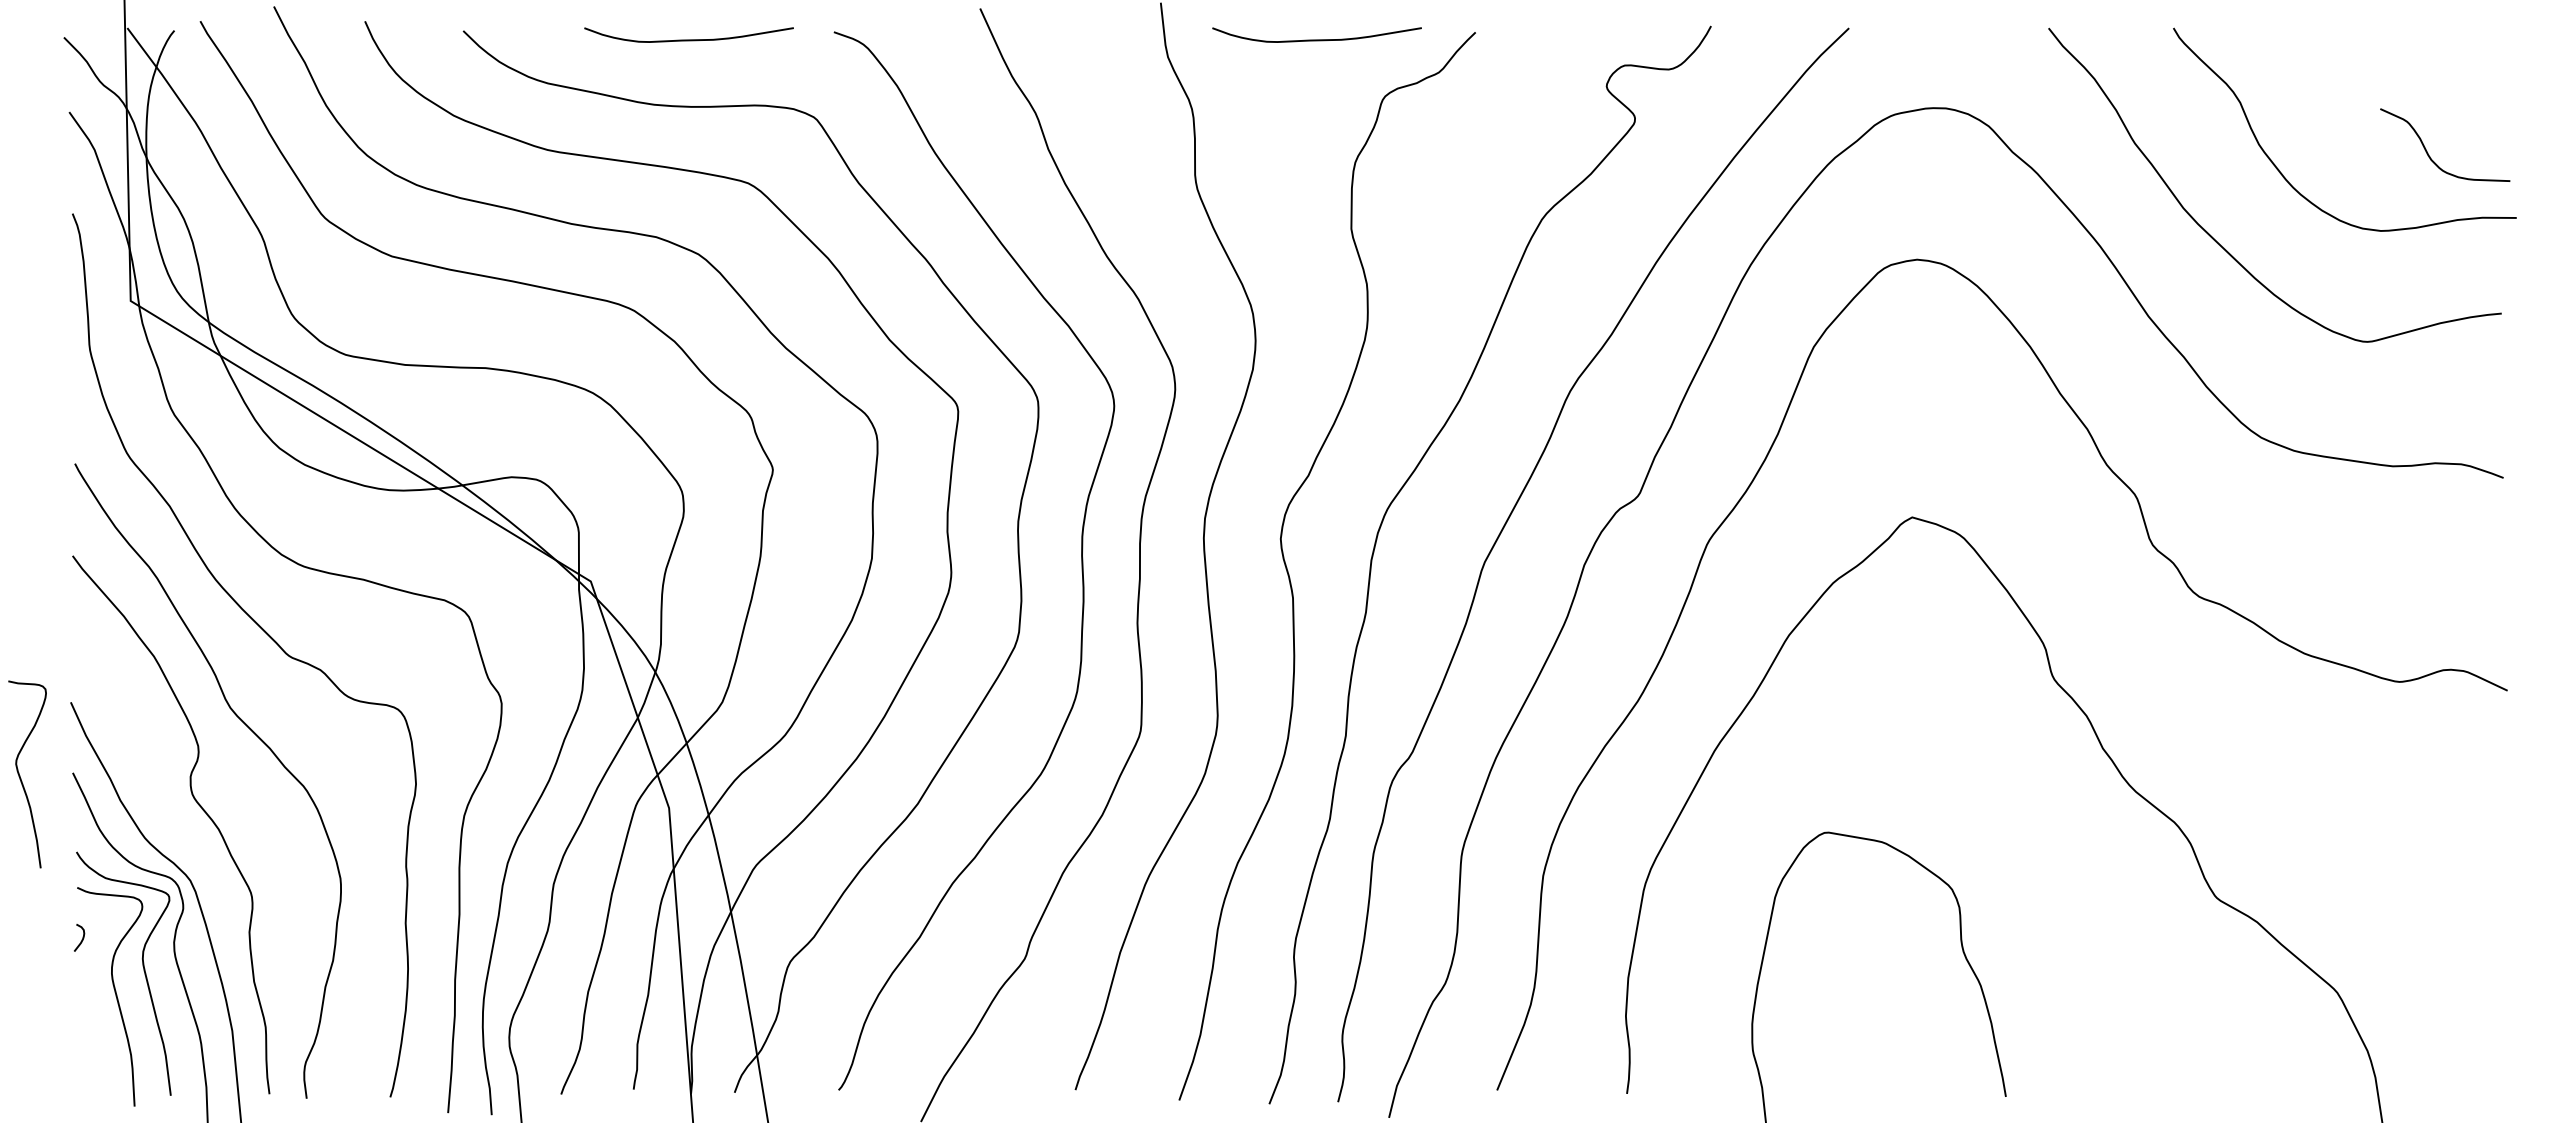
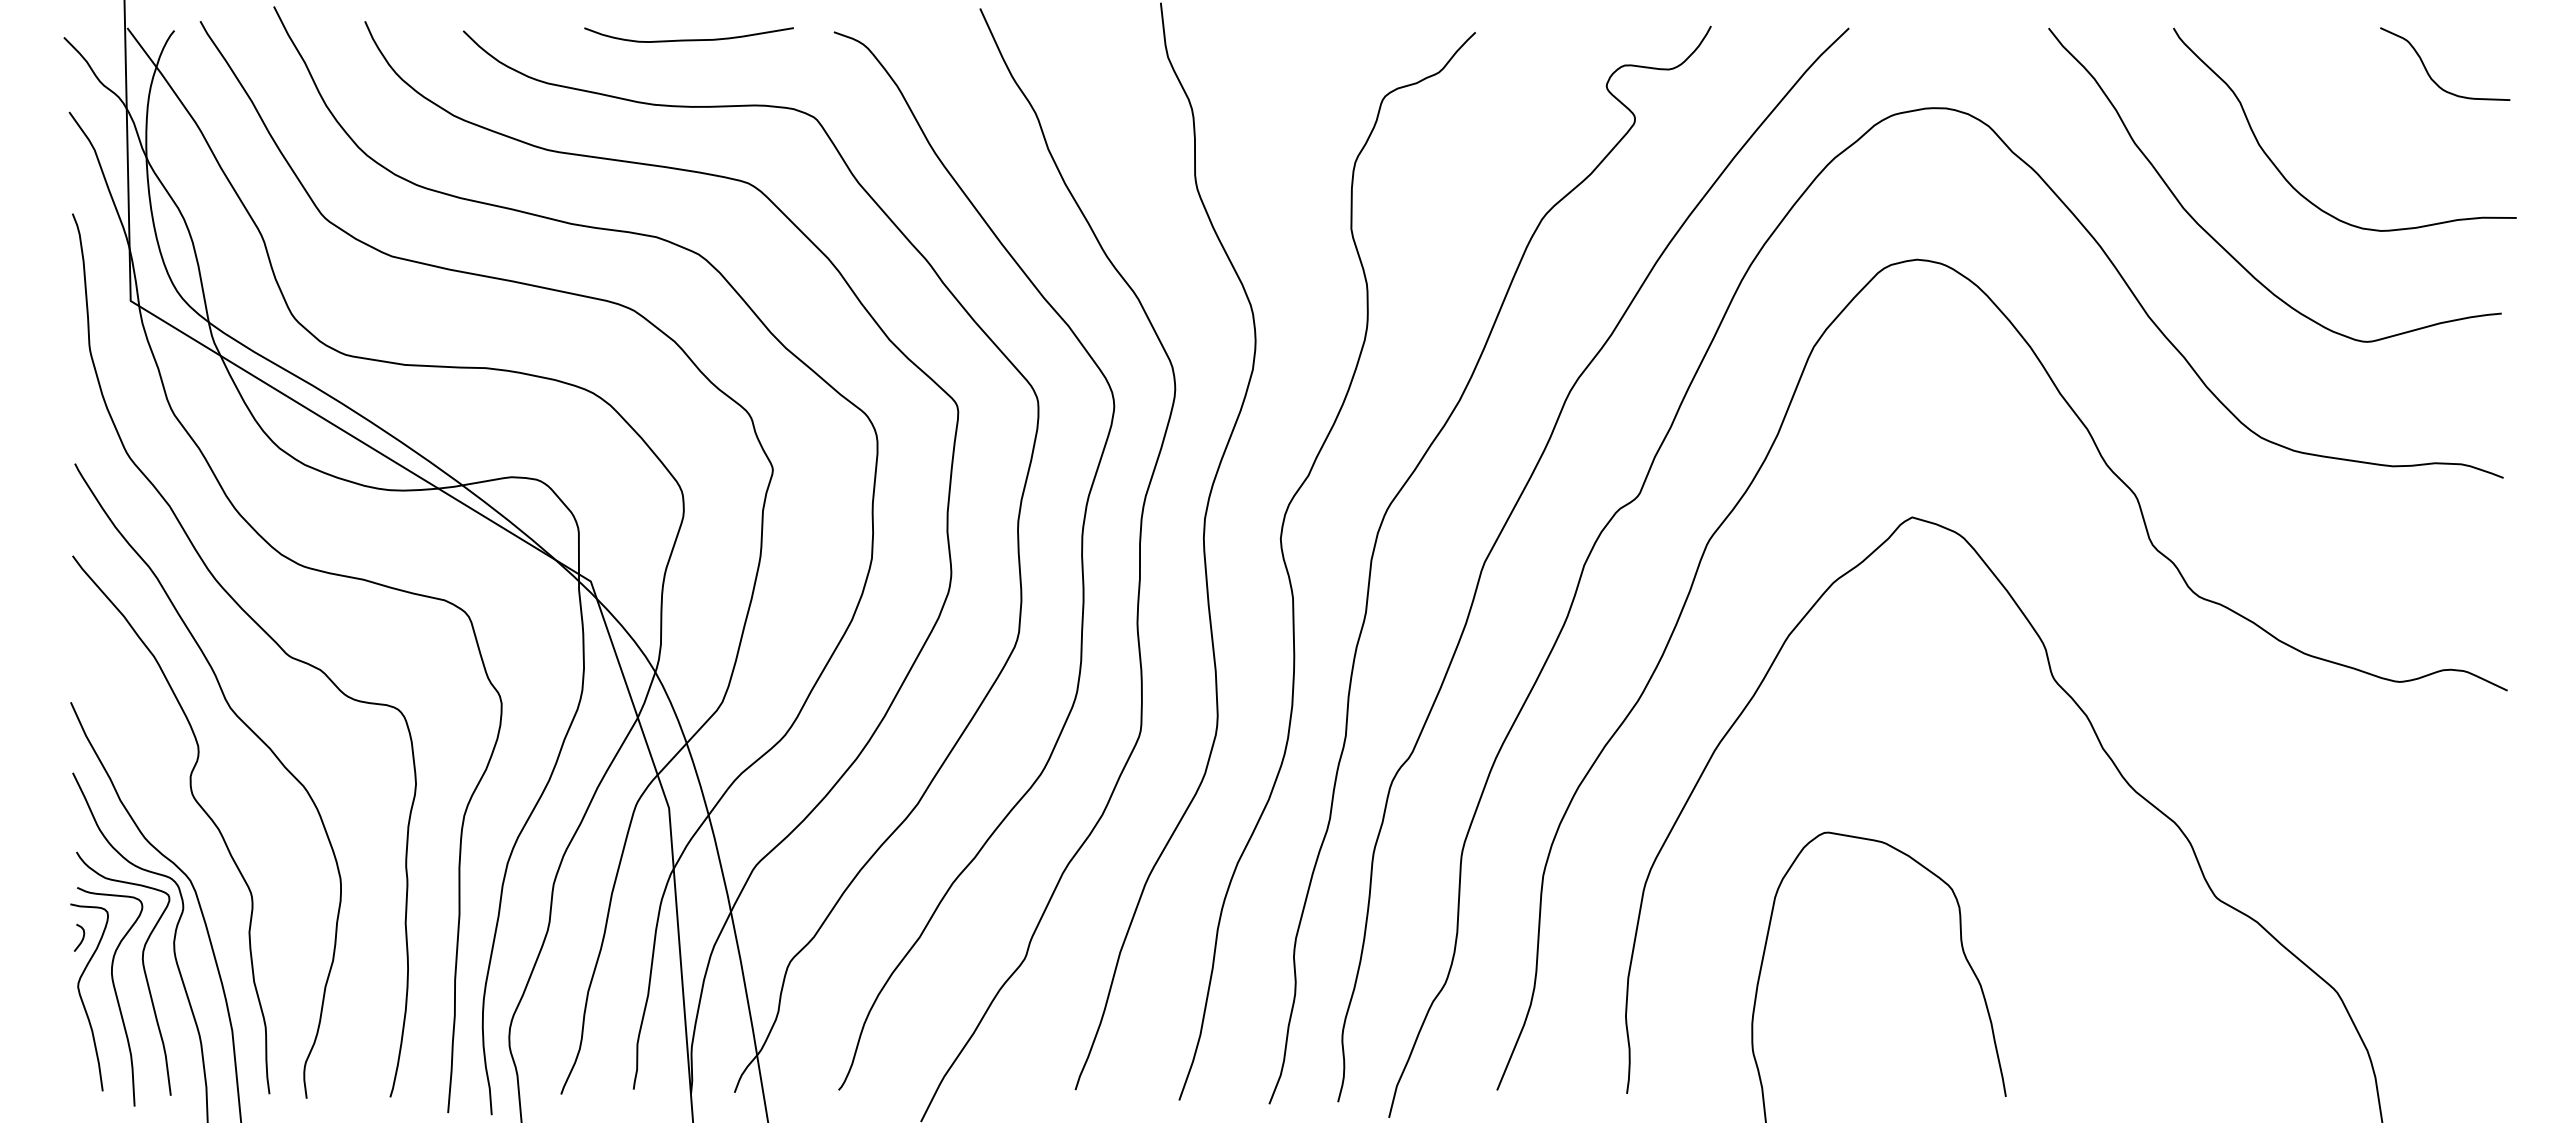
curve: present -> none (1316, 39)
curve position: (2430, 156) -> (2430, 75) (2430, 75)
curve position: (20, 775) -> (82, 998) (82, 998)
